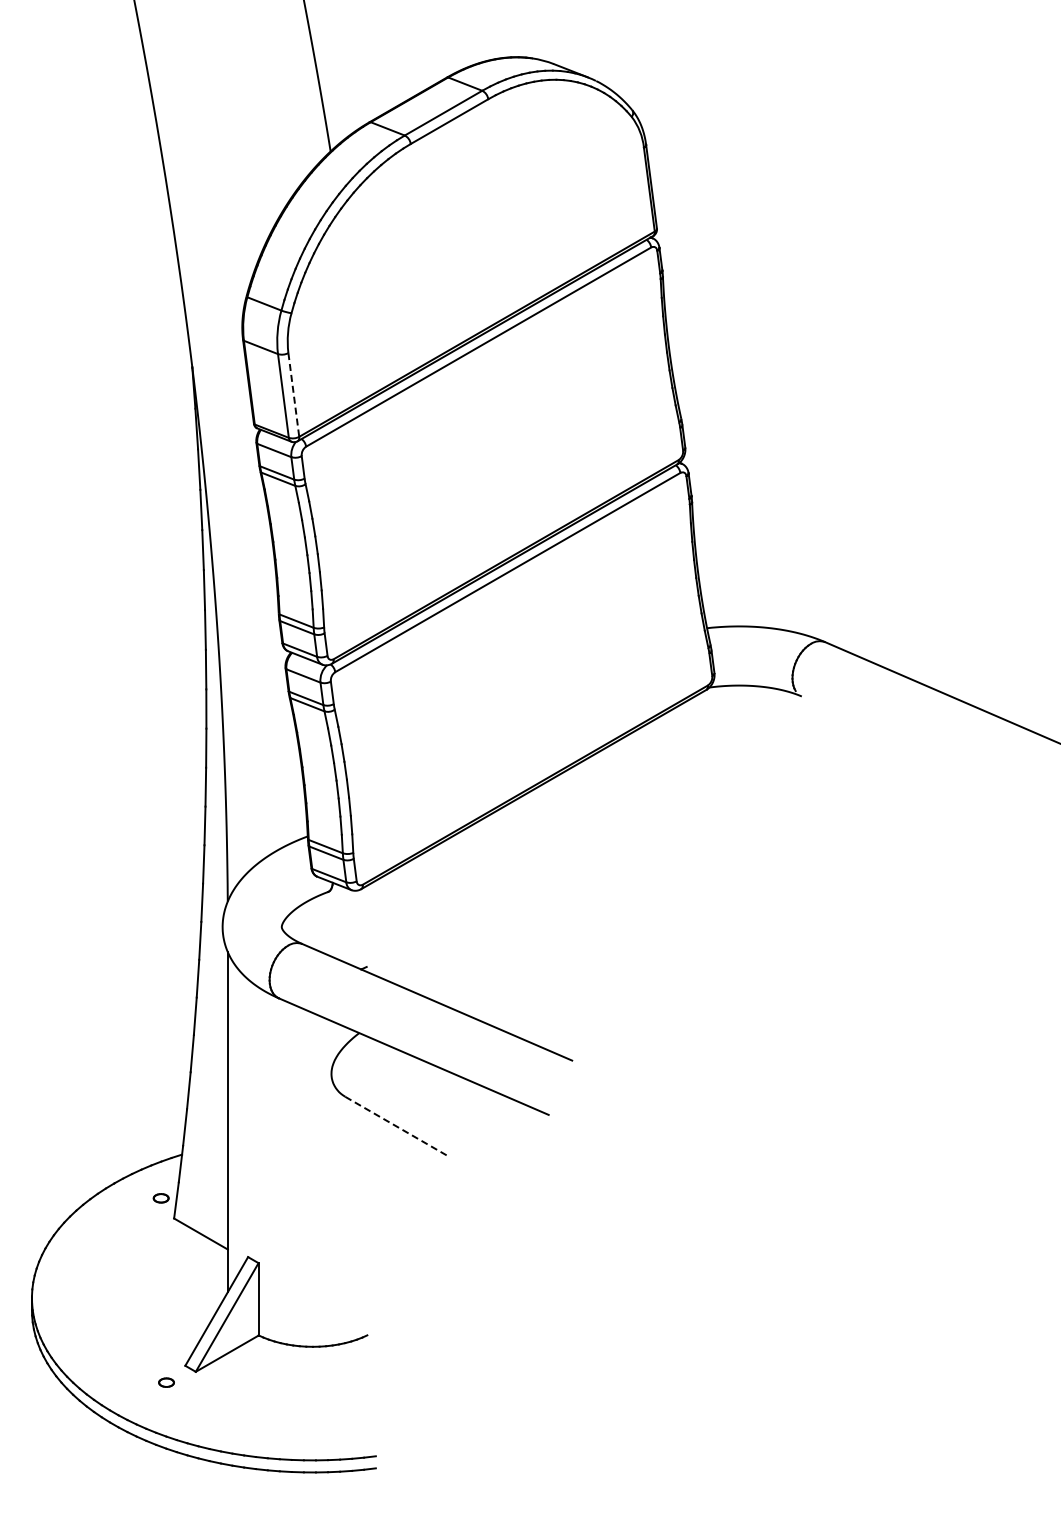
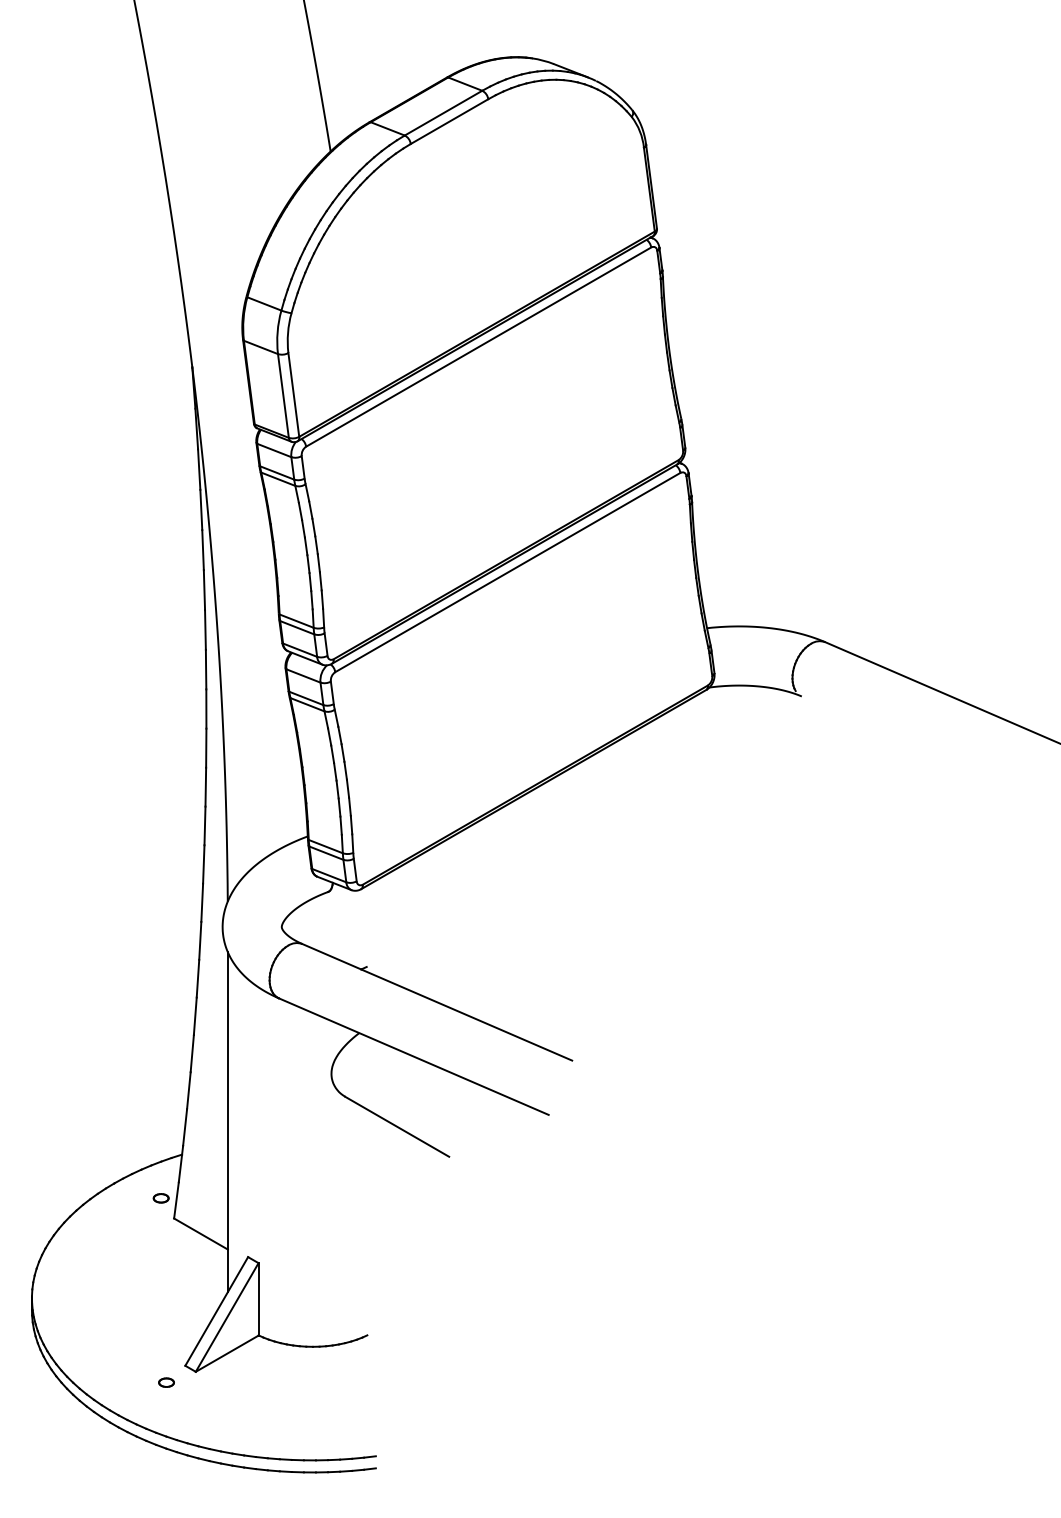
line: dashed -> solid (293, 395)
line: dashed -> solid (397, 1126)
